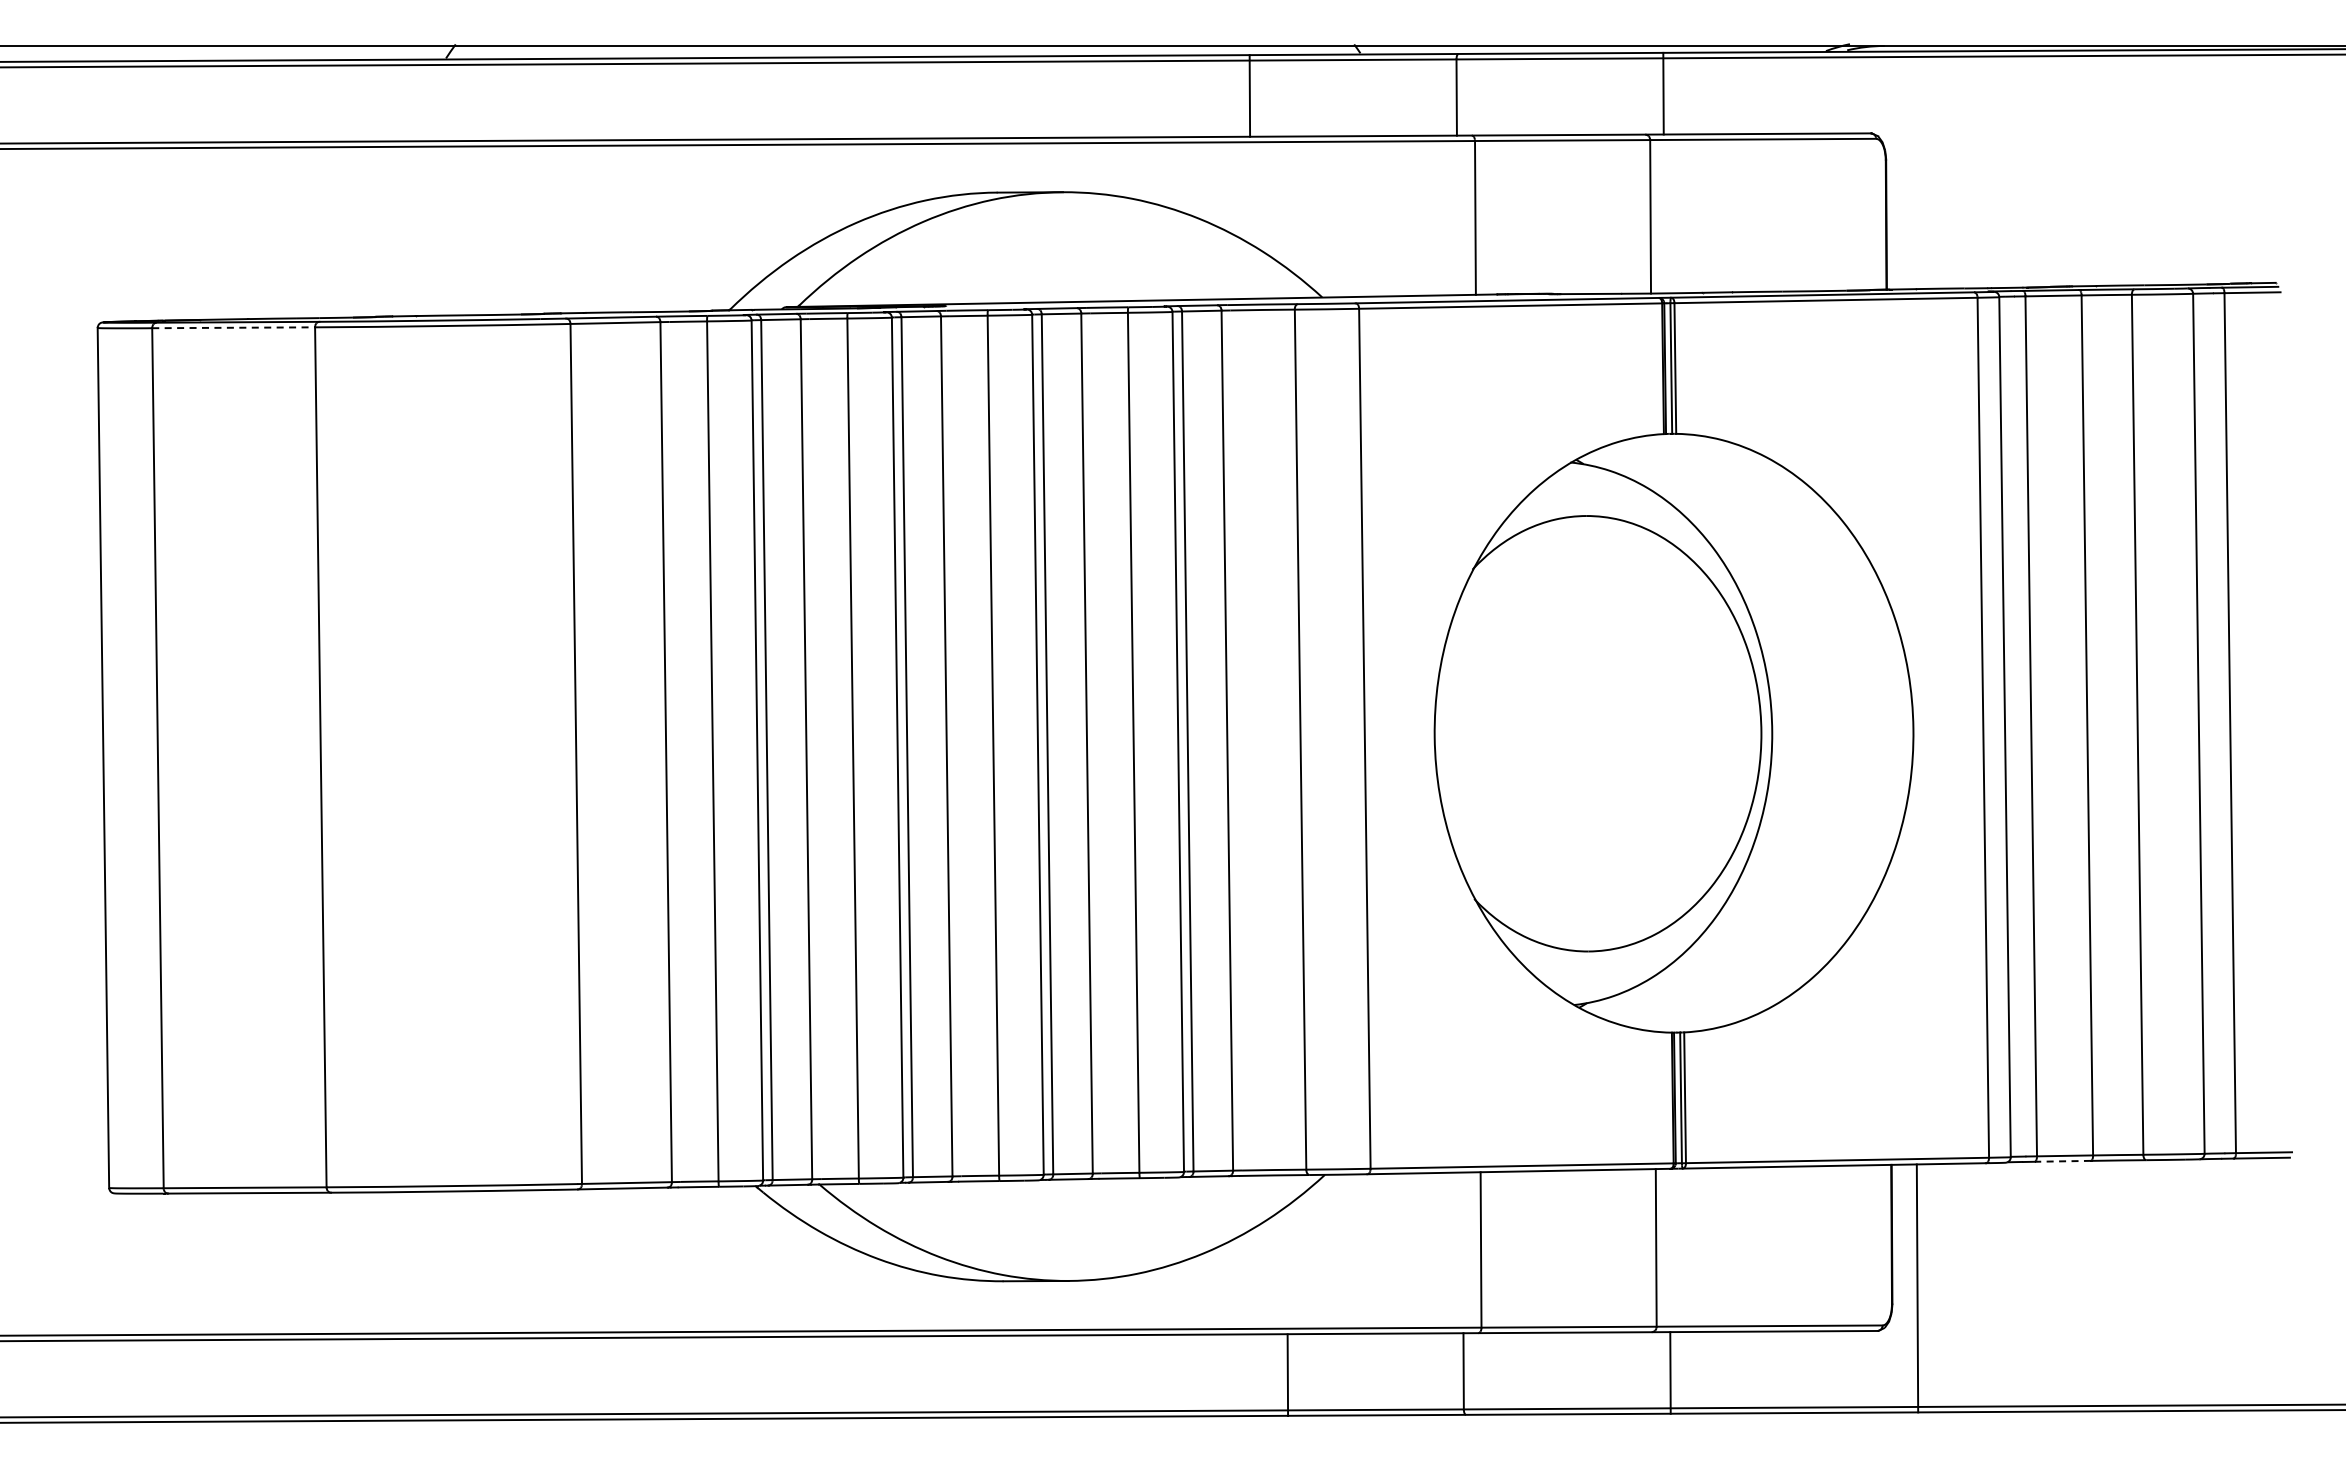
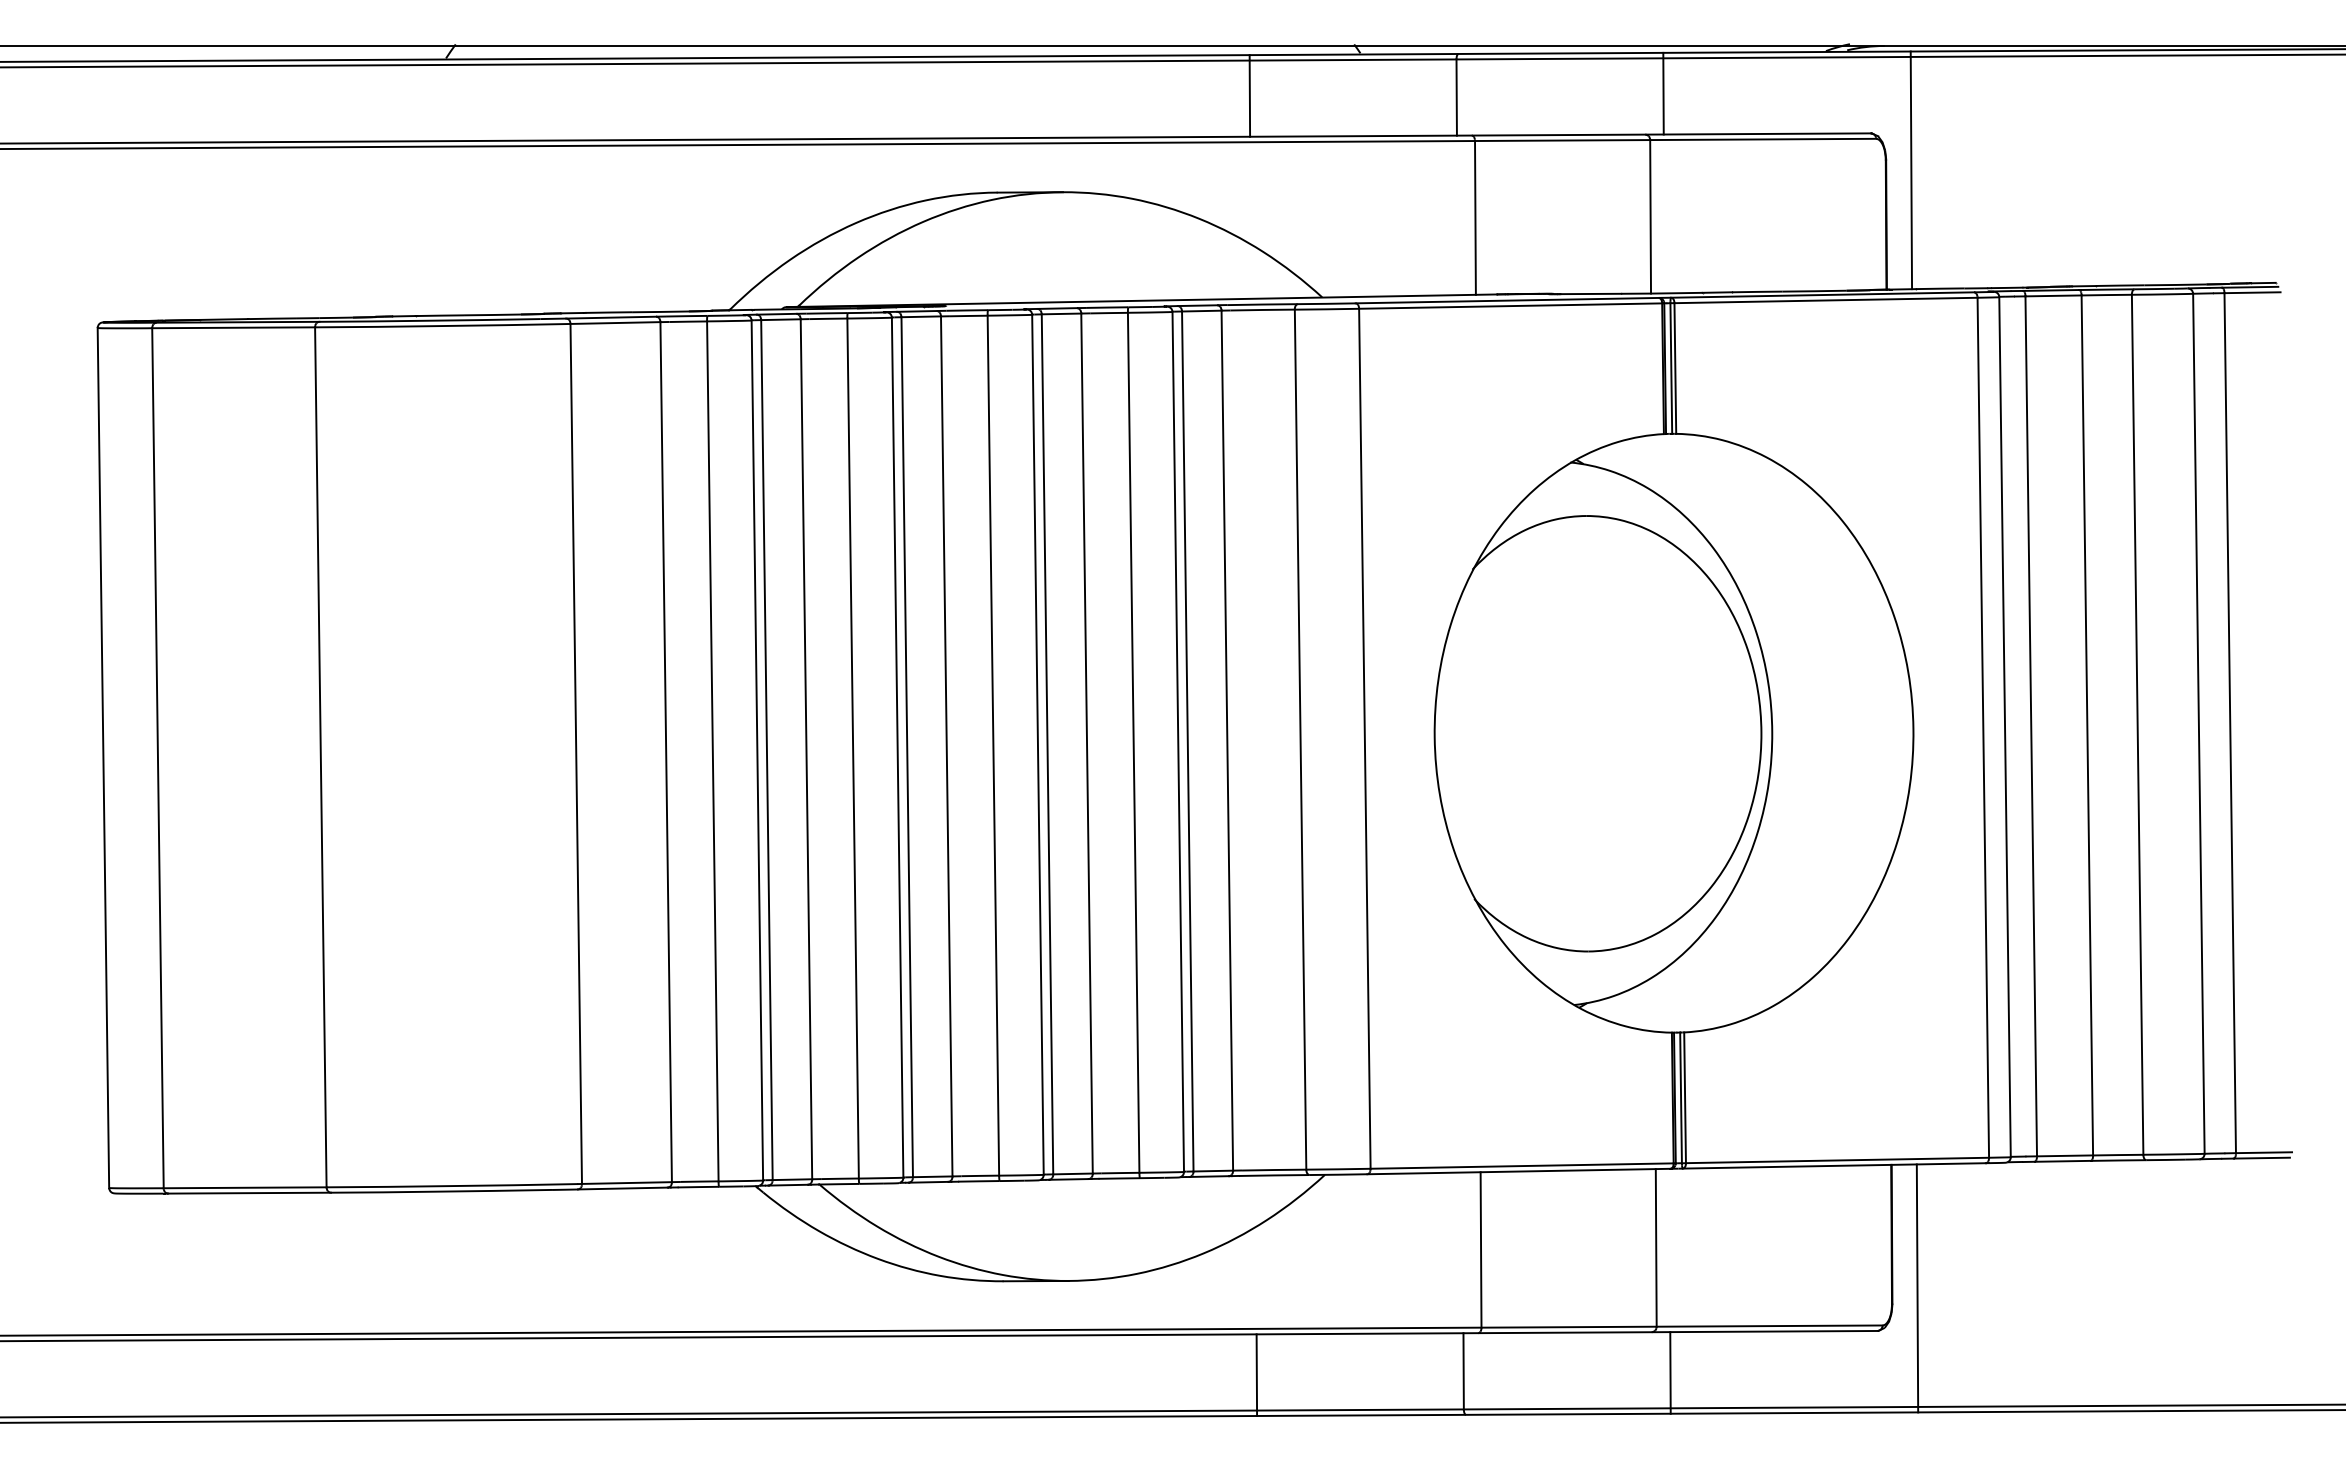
line: none -> present (1911, 170)
line: dashed -> solid (234, 327)
line: dashed -> solid (2062, 1161)
line position: (1287, 1375) -> (1256, 1375) (1256, 1375)
